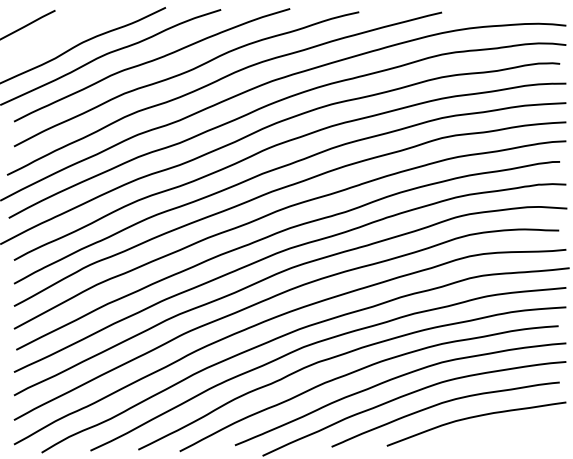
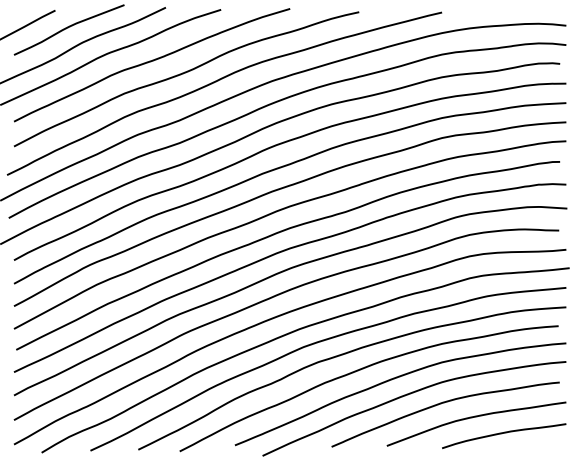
curve: none -> present (68, 28)
curve: none -> present (504, 433)
